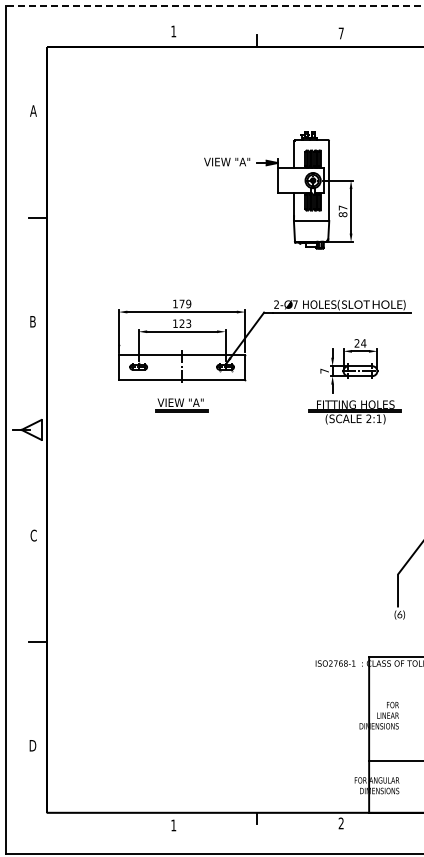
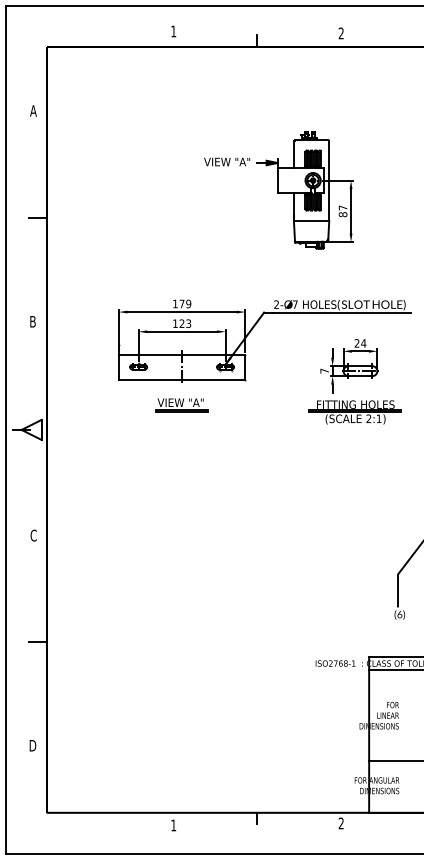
line: dashed -> solid (214, 6)
text: 7 -> 2 (340, 33)
line: none -> present (394, 670)
